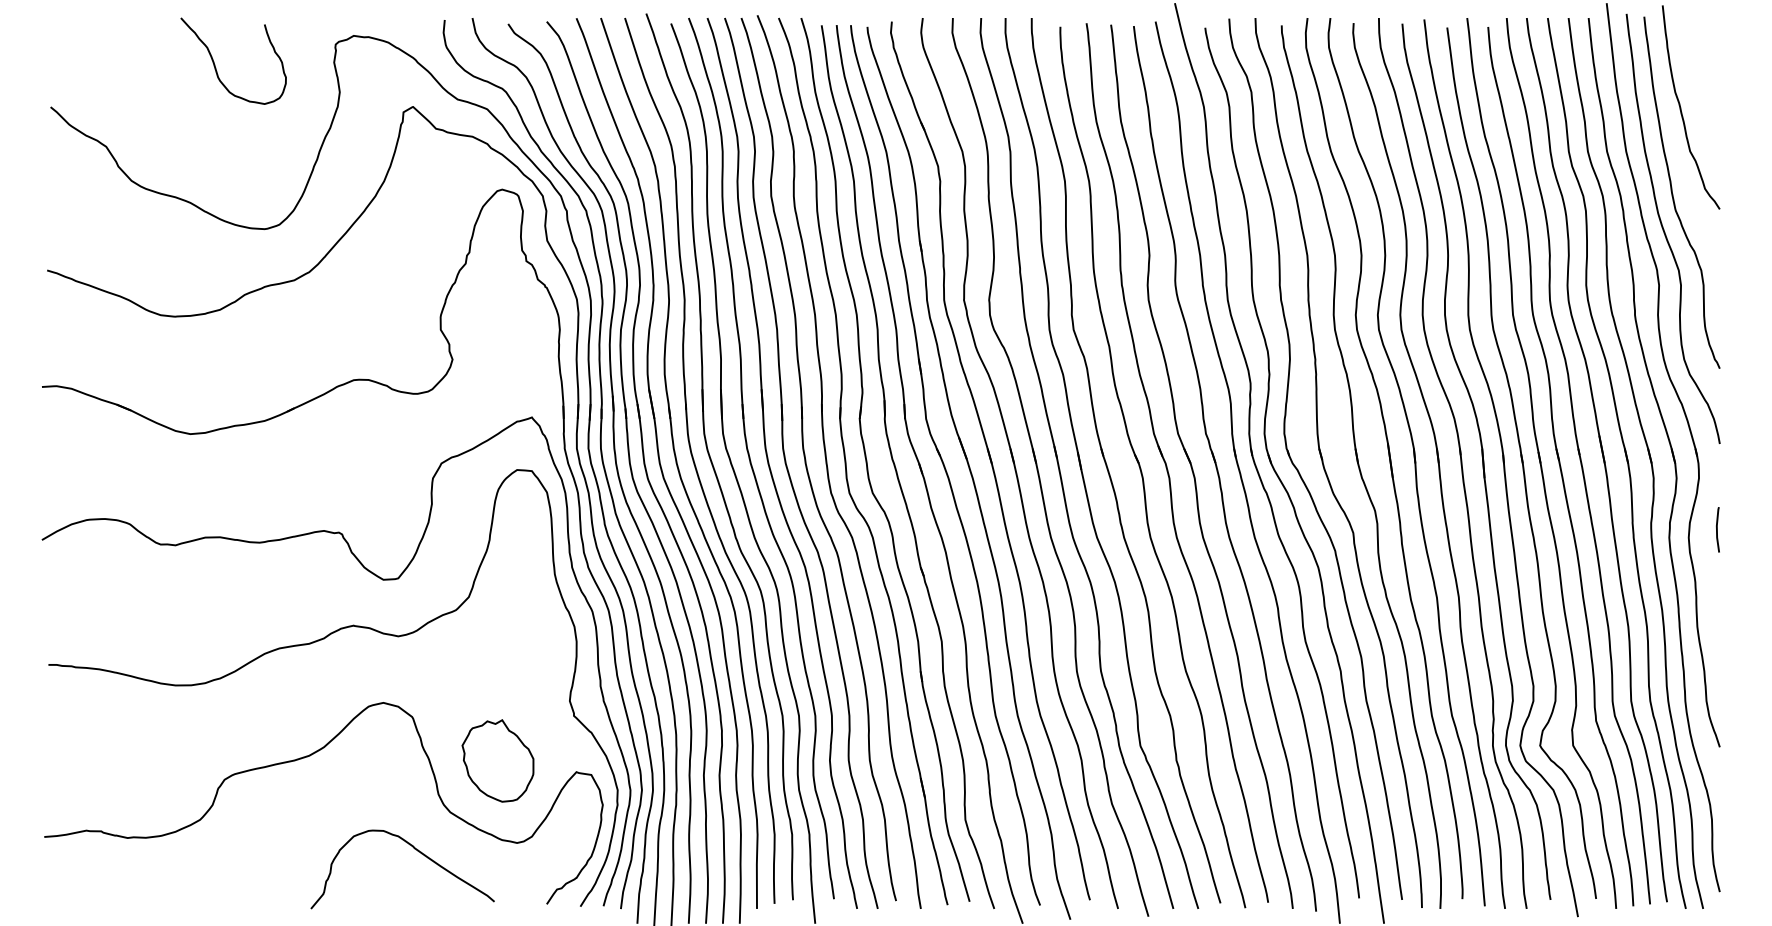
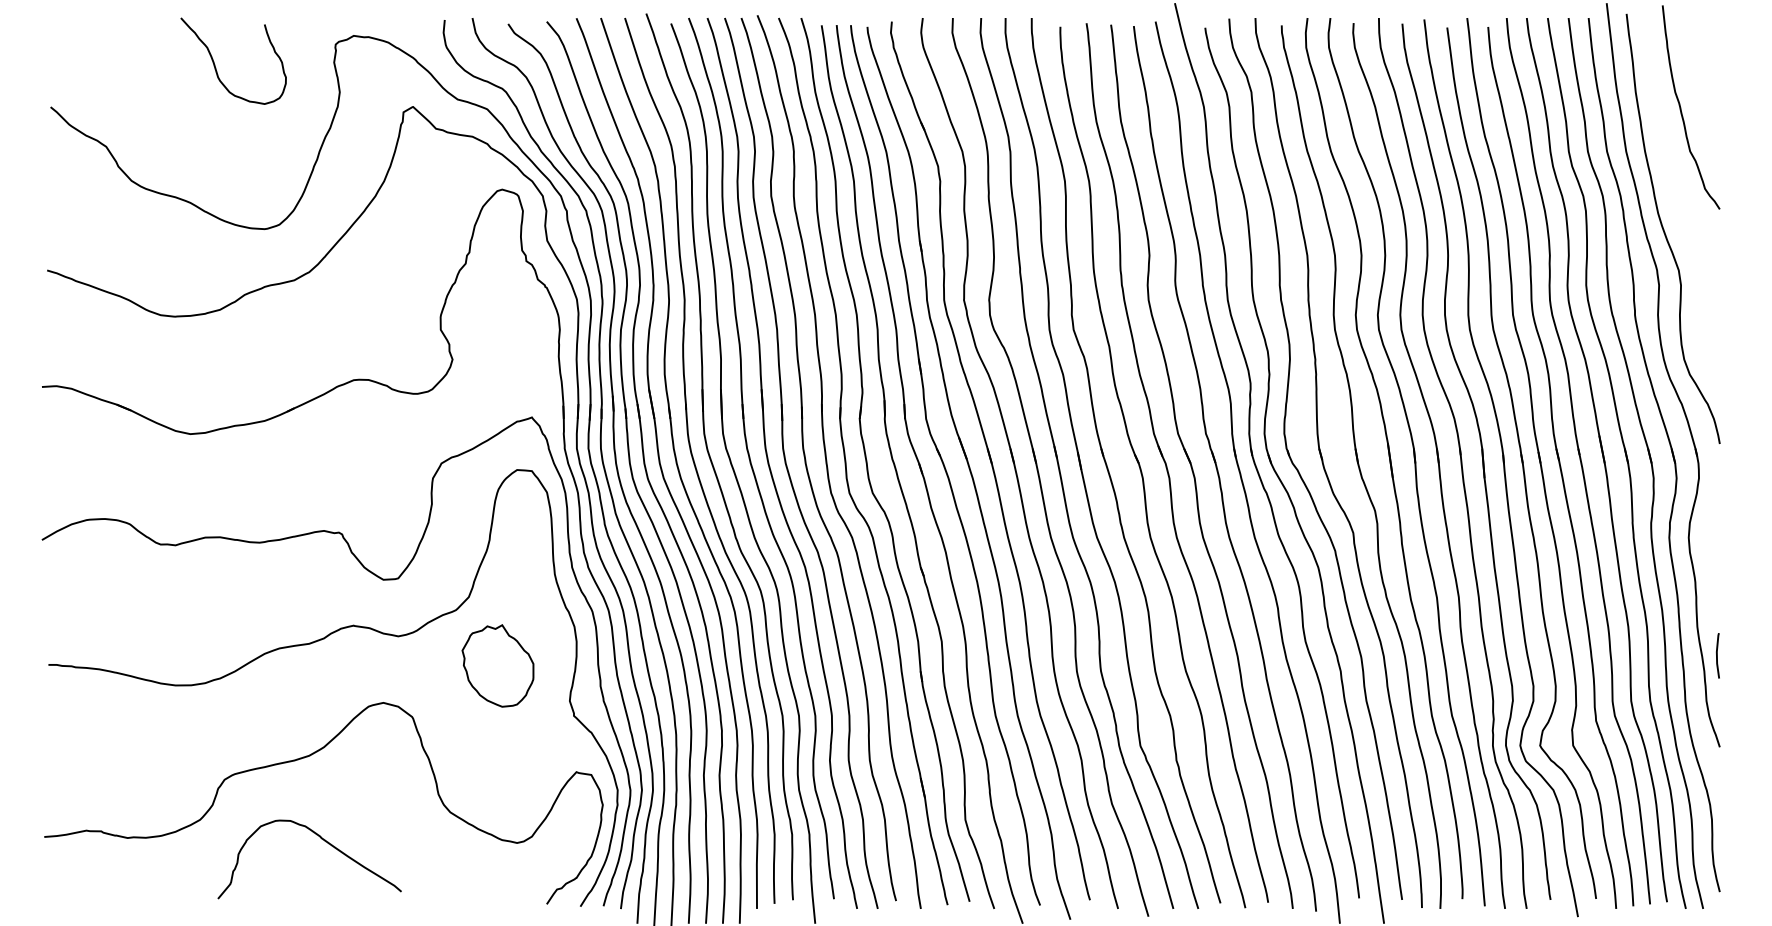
curve: present -> none (1673, 194)
line position: (1717, 529) -> (1717, 655) (1717, 655)
part position: (497, 760) -> (497, 665) (497, 665)
curve position: (414, 849) -> (321, 839) (321, 839)
